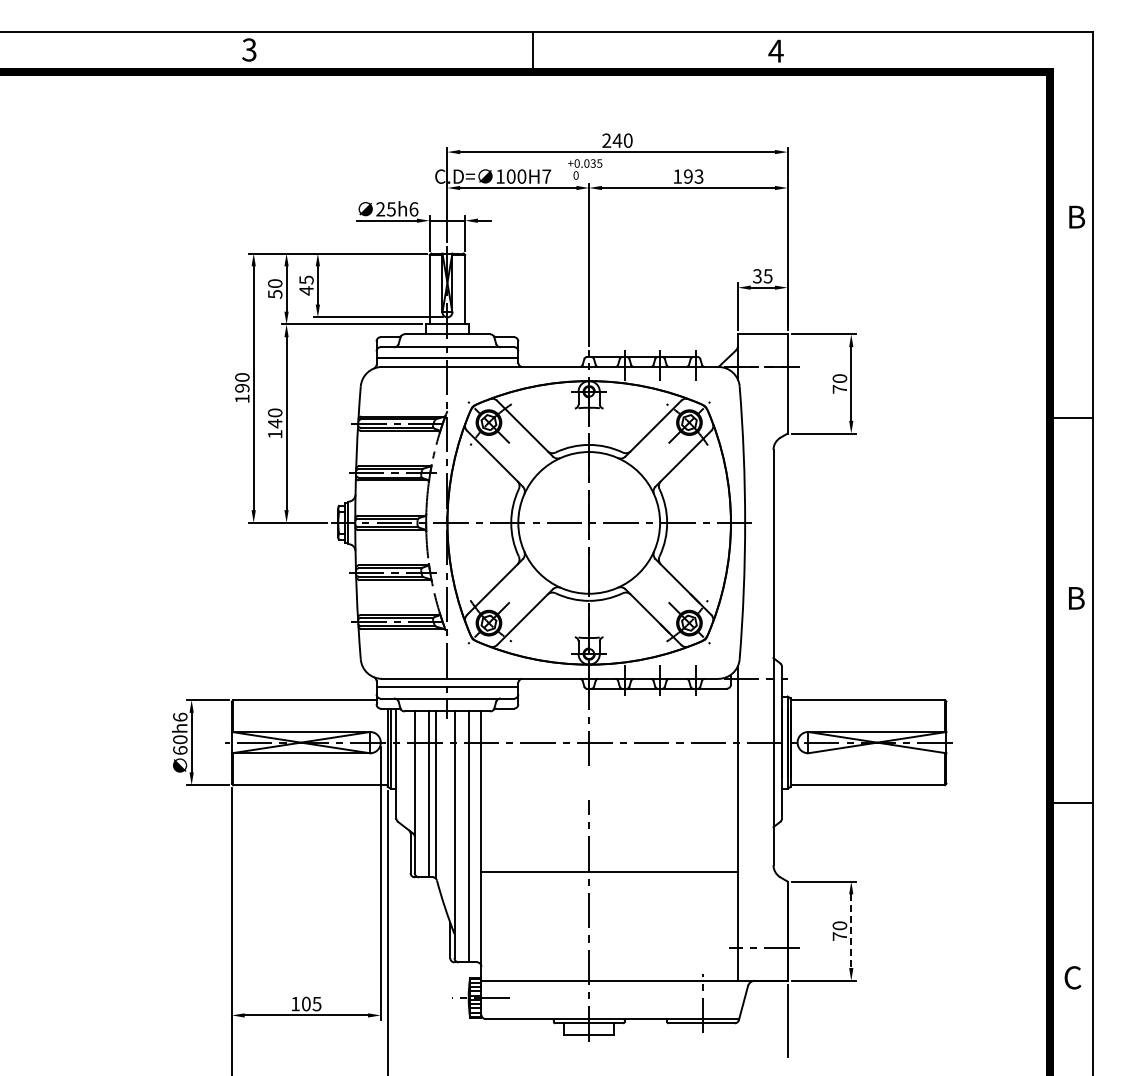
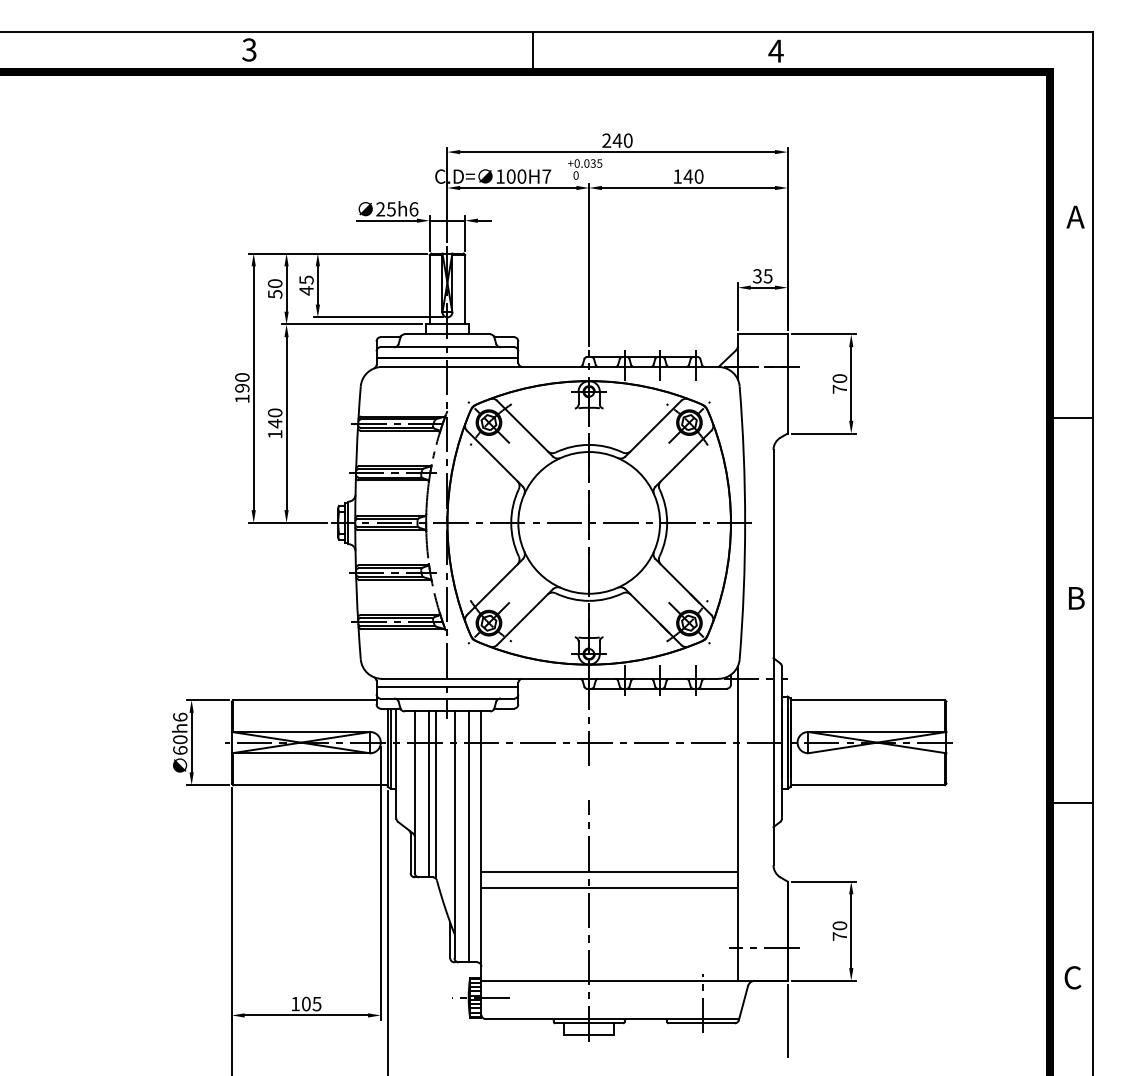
text: 193 -> 140 (693, 176)
text: B -> A (1075, 216)
line: none -> present (609, 888)
line: dashed -> solid (851, 931)
